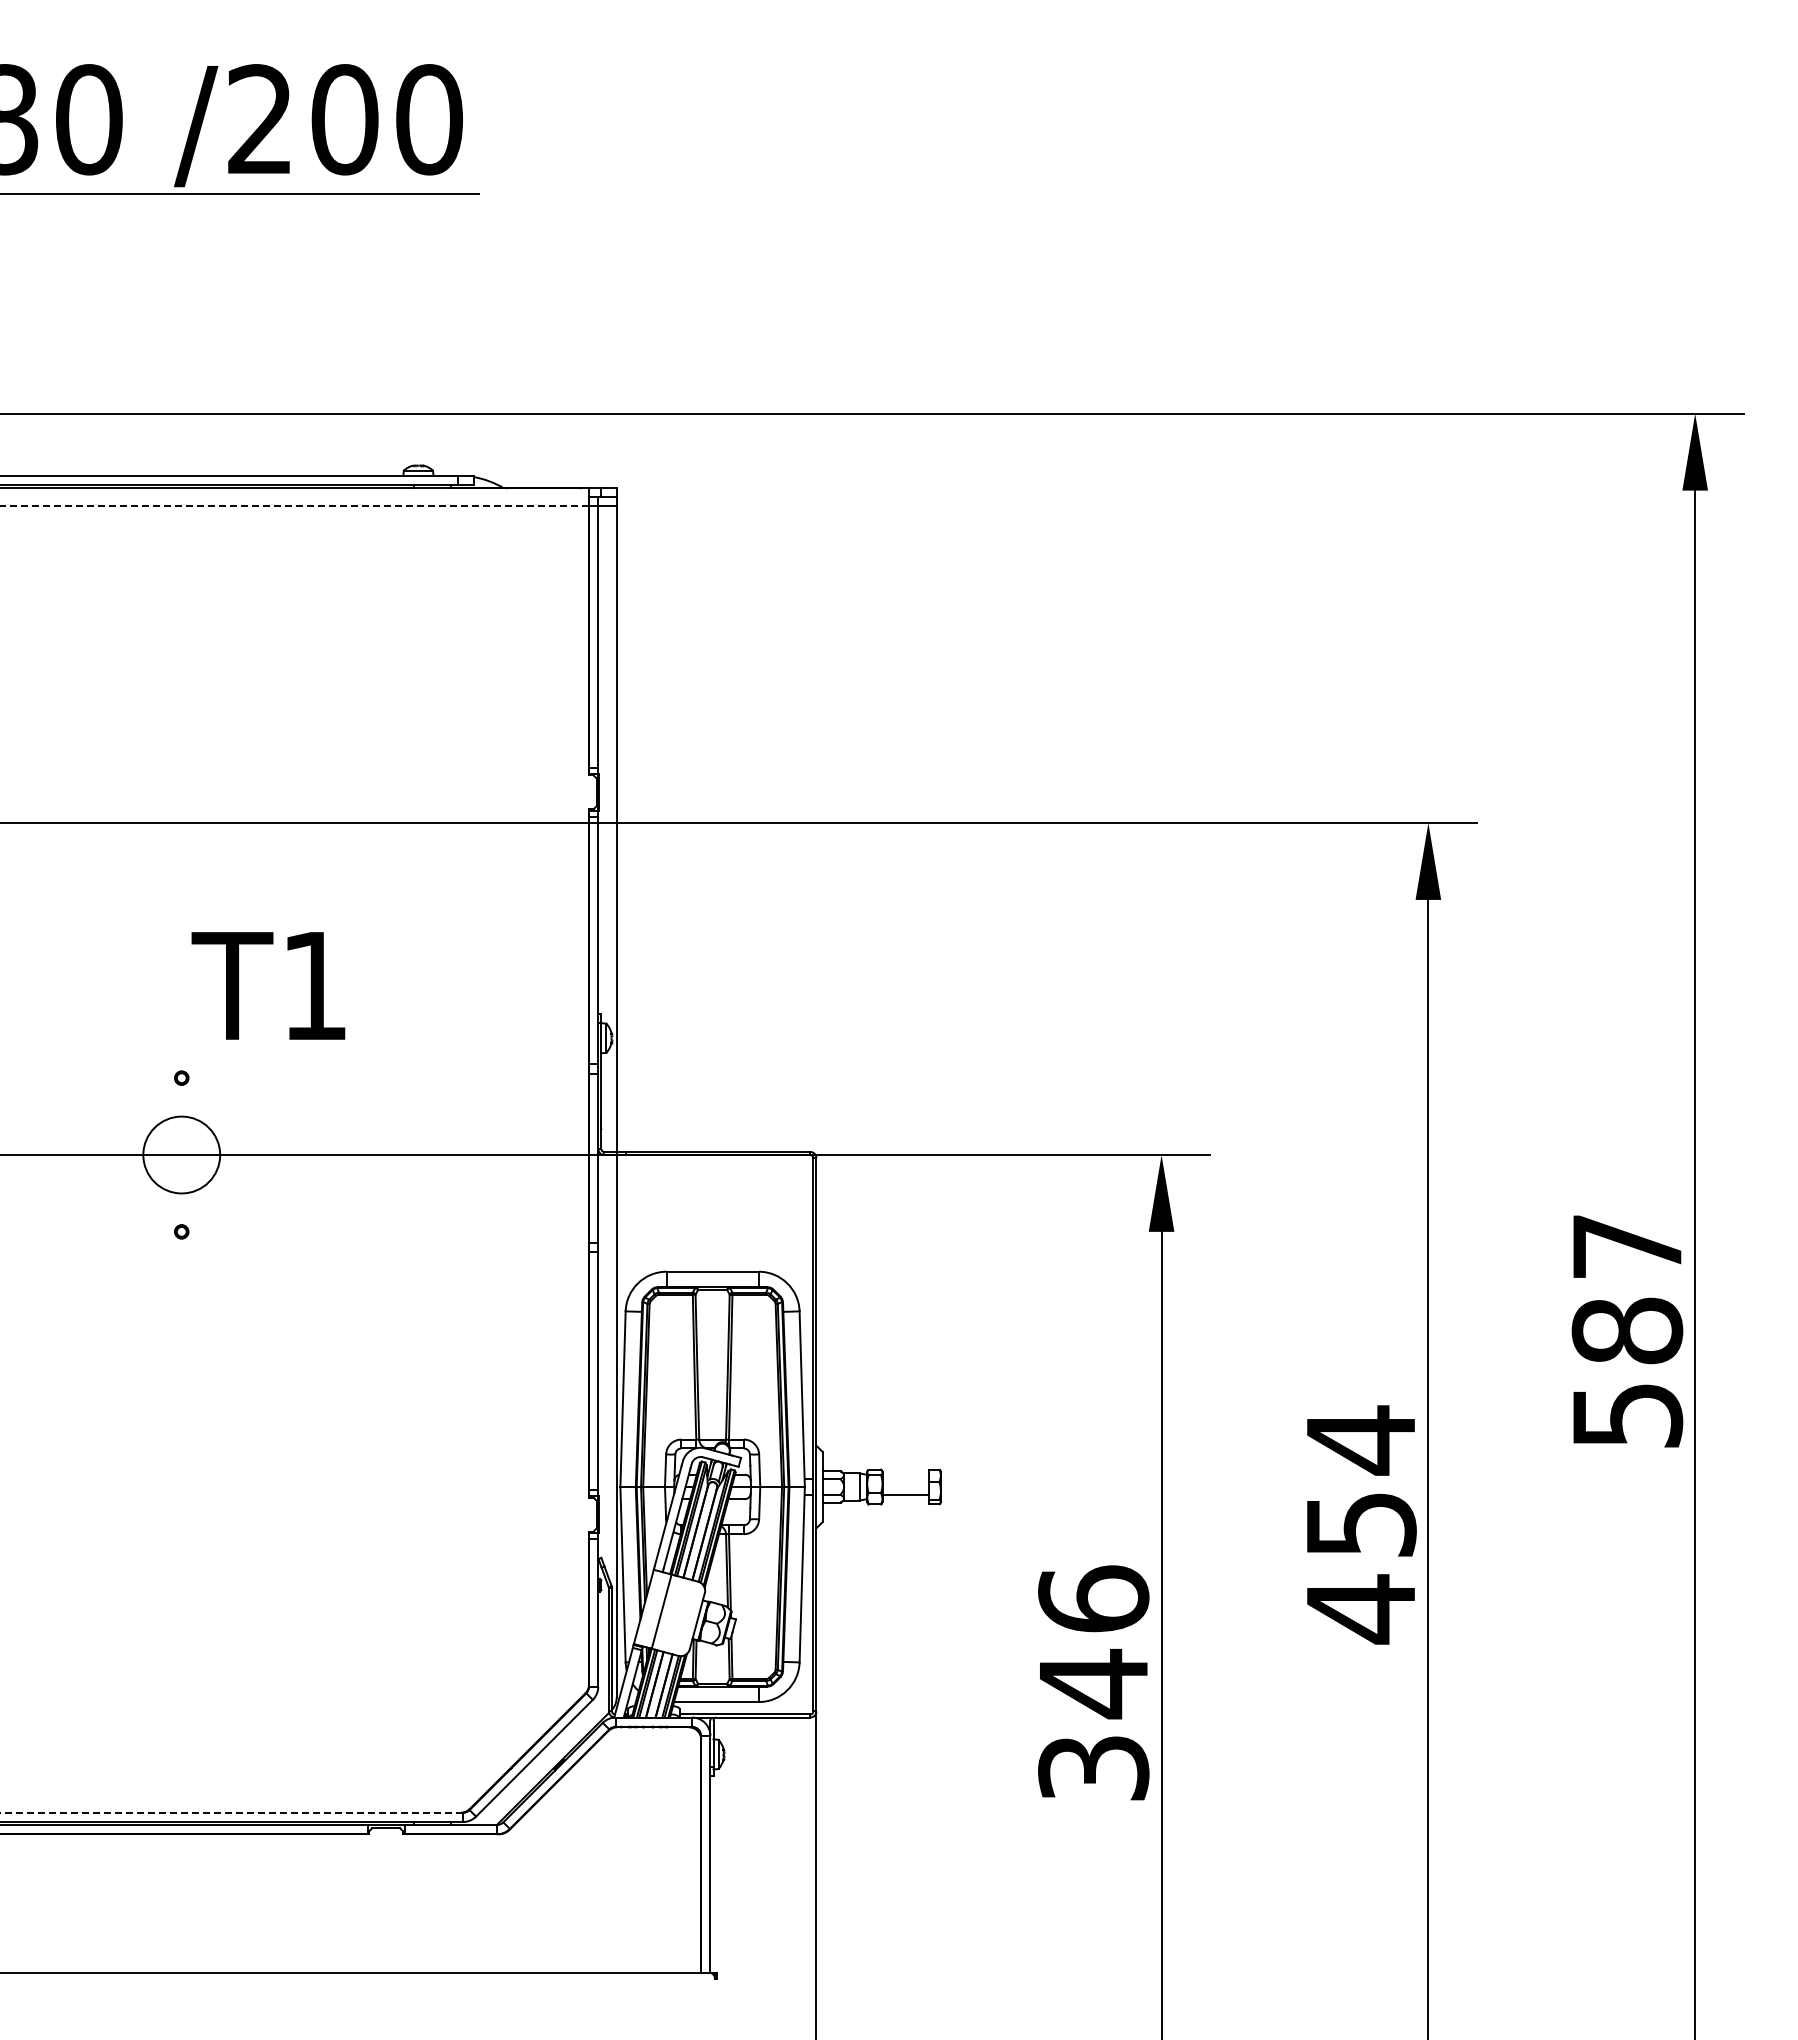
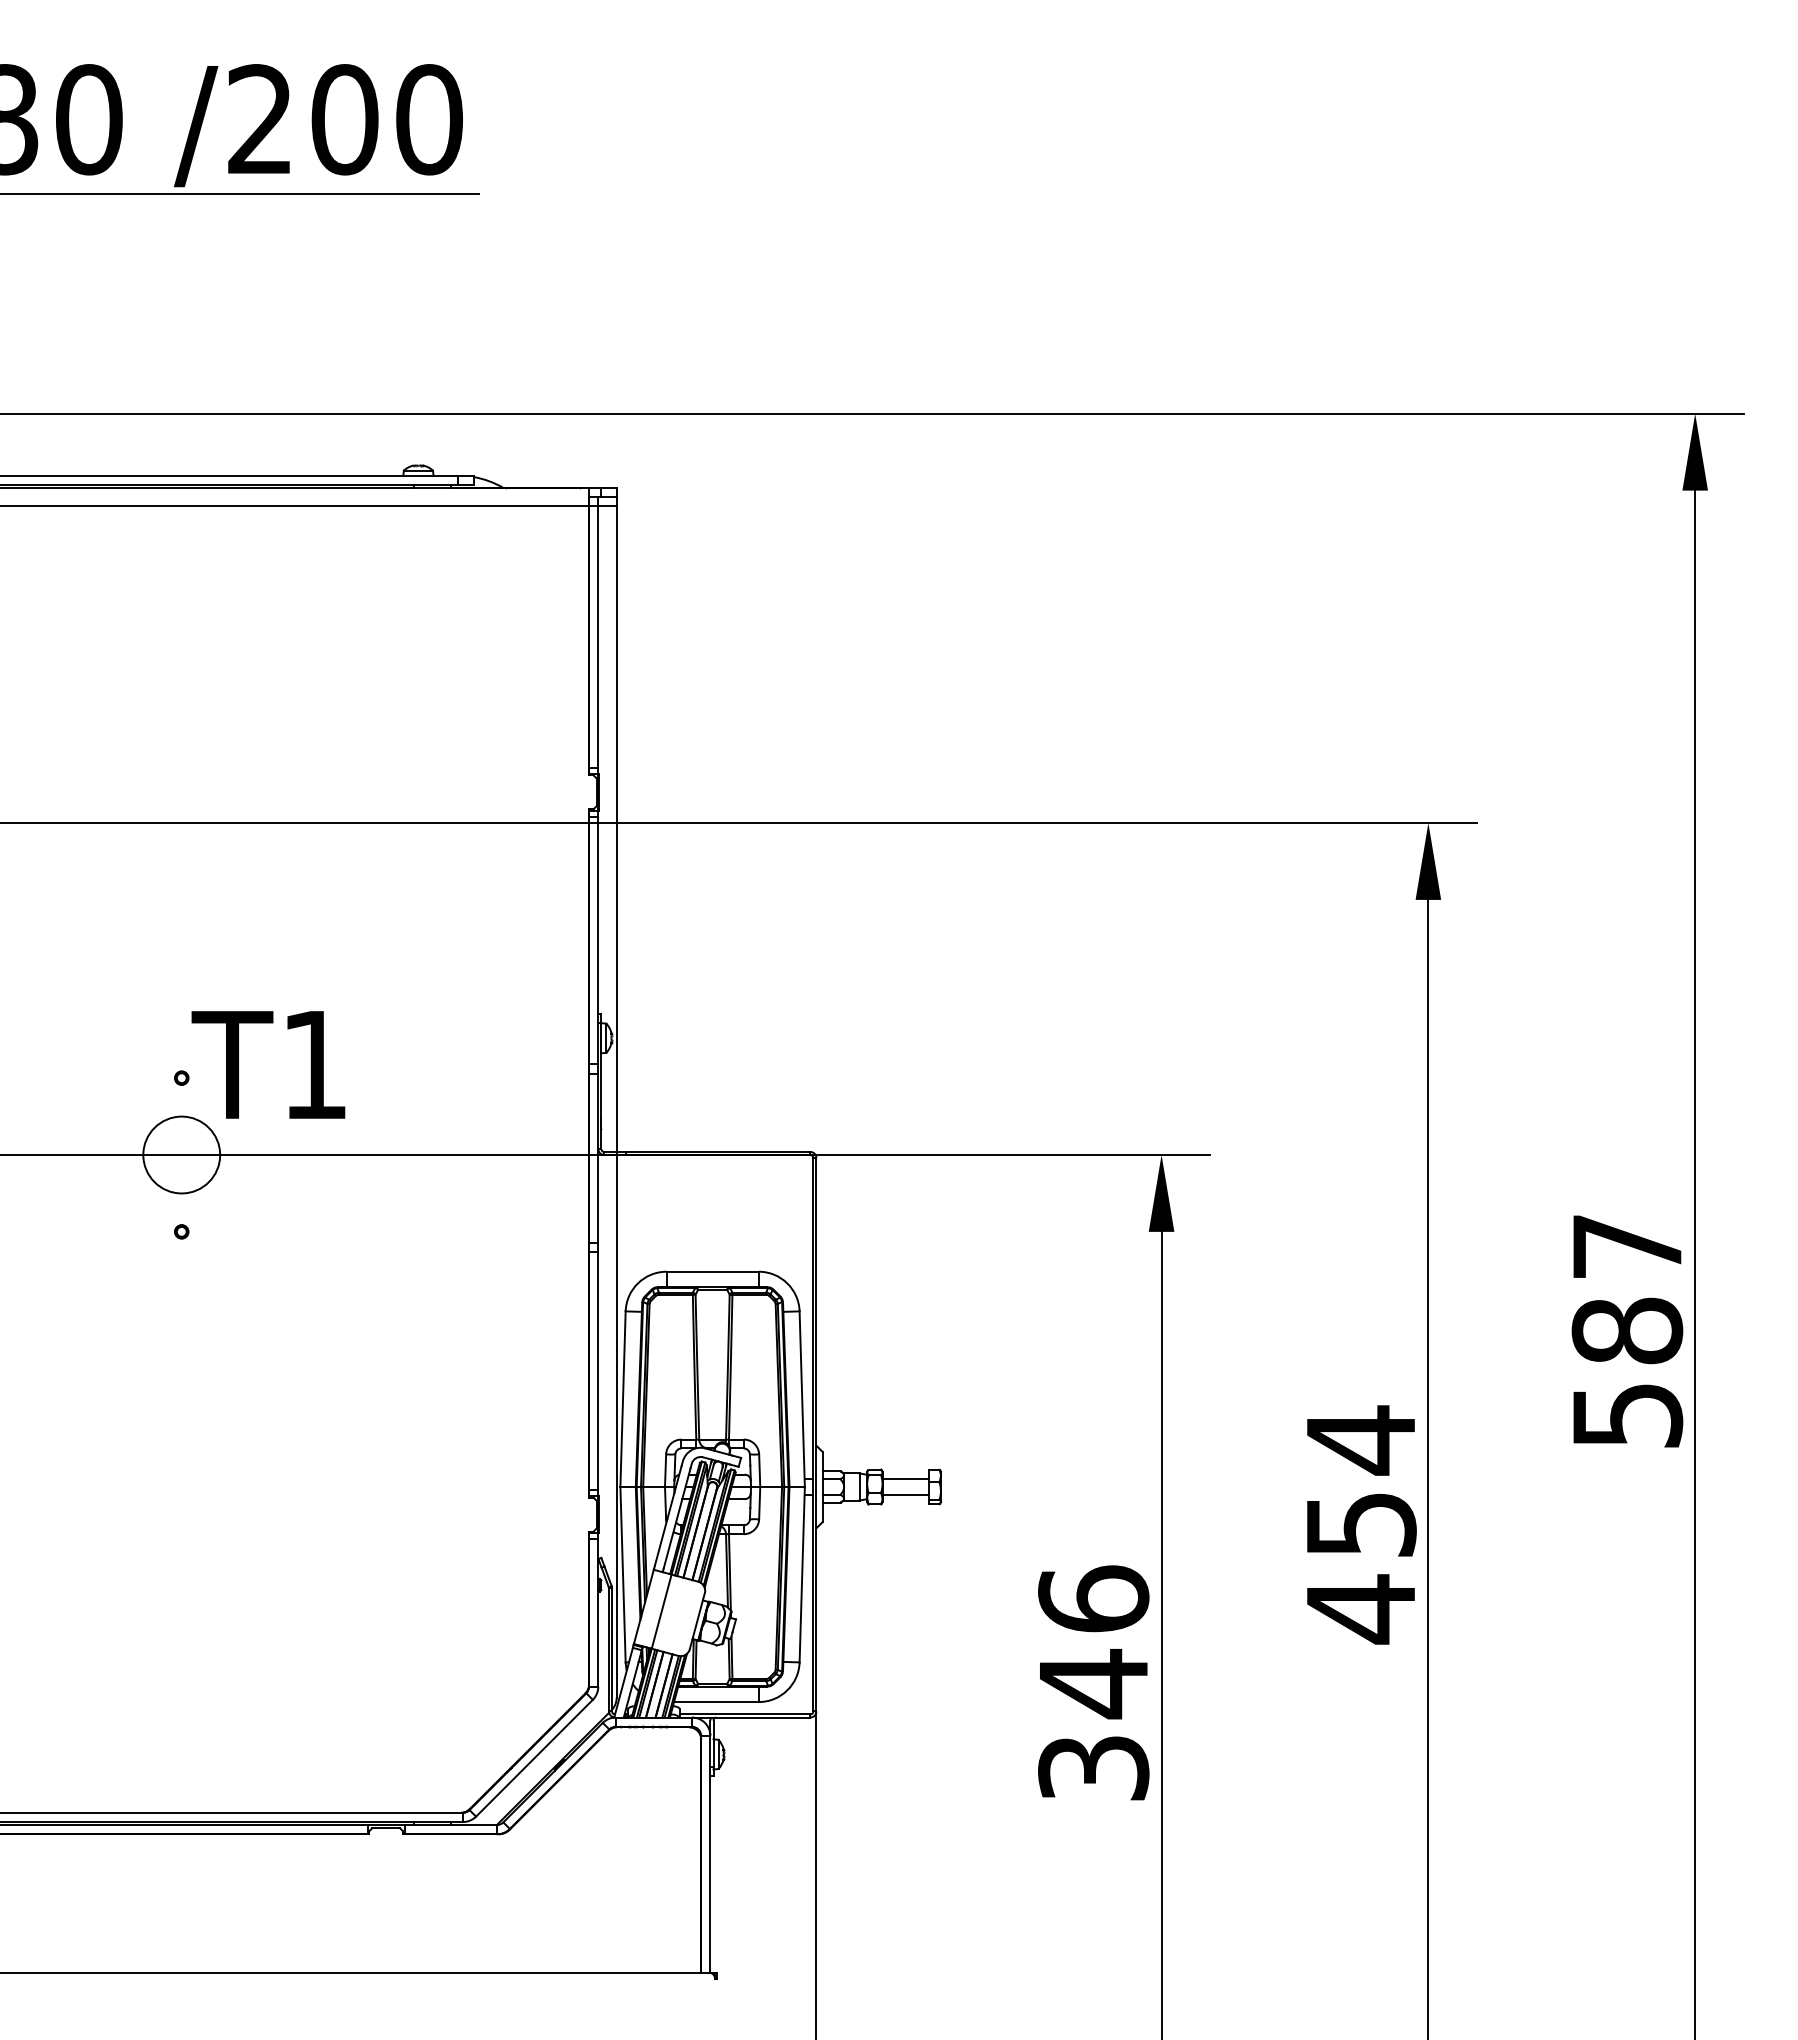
line: dashed -> solid (294, 506)
text position: (268, 985) -> (268, 1064) (268, 1064)
line: none -> present (905, 1479)
line: dashed -> solid (231, 1812)
